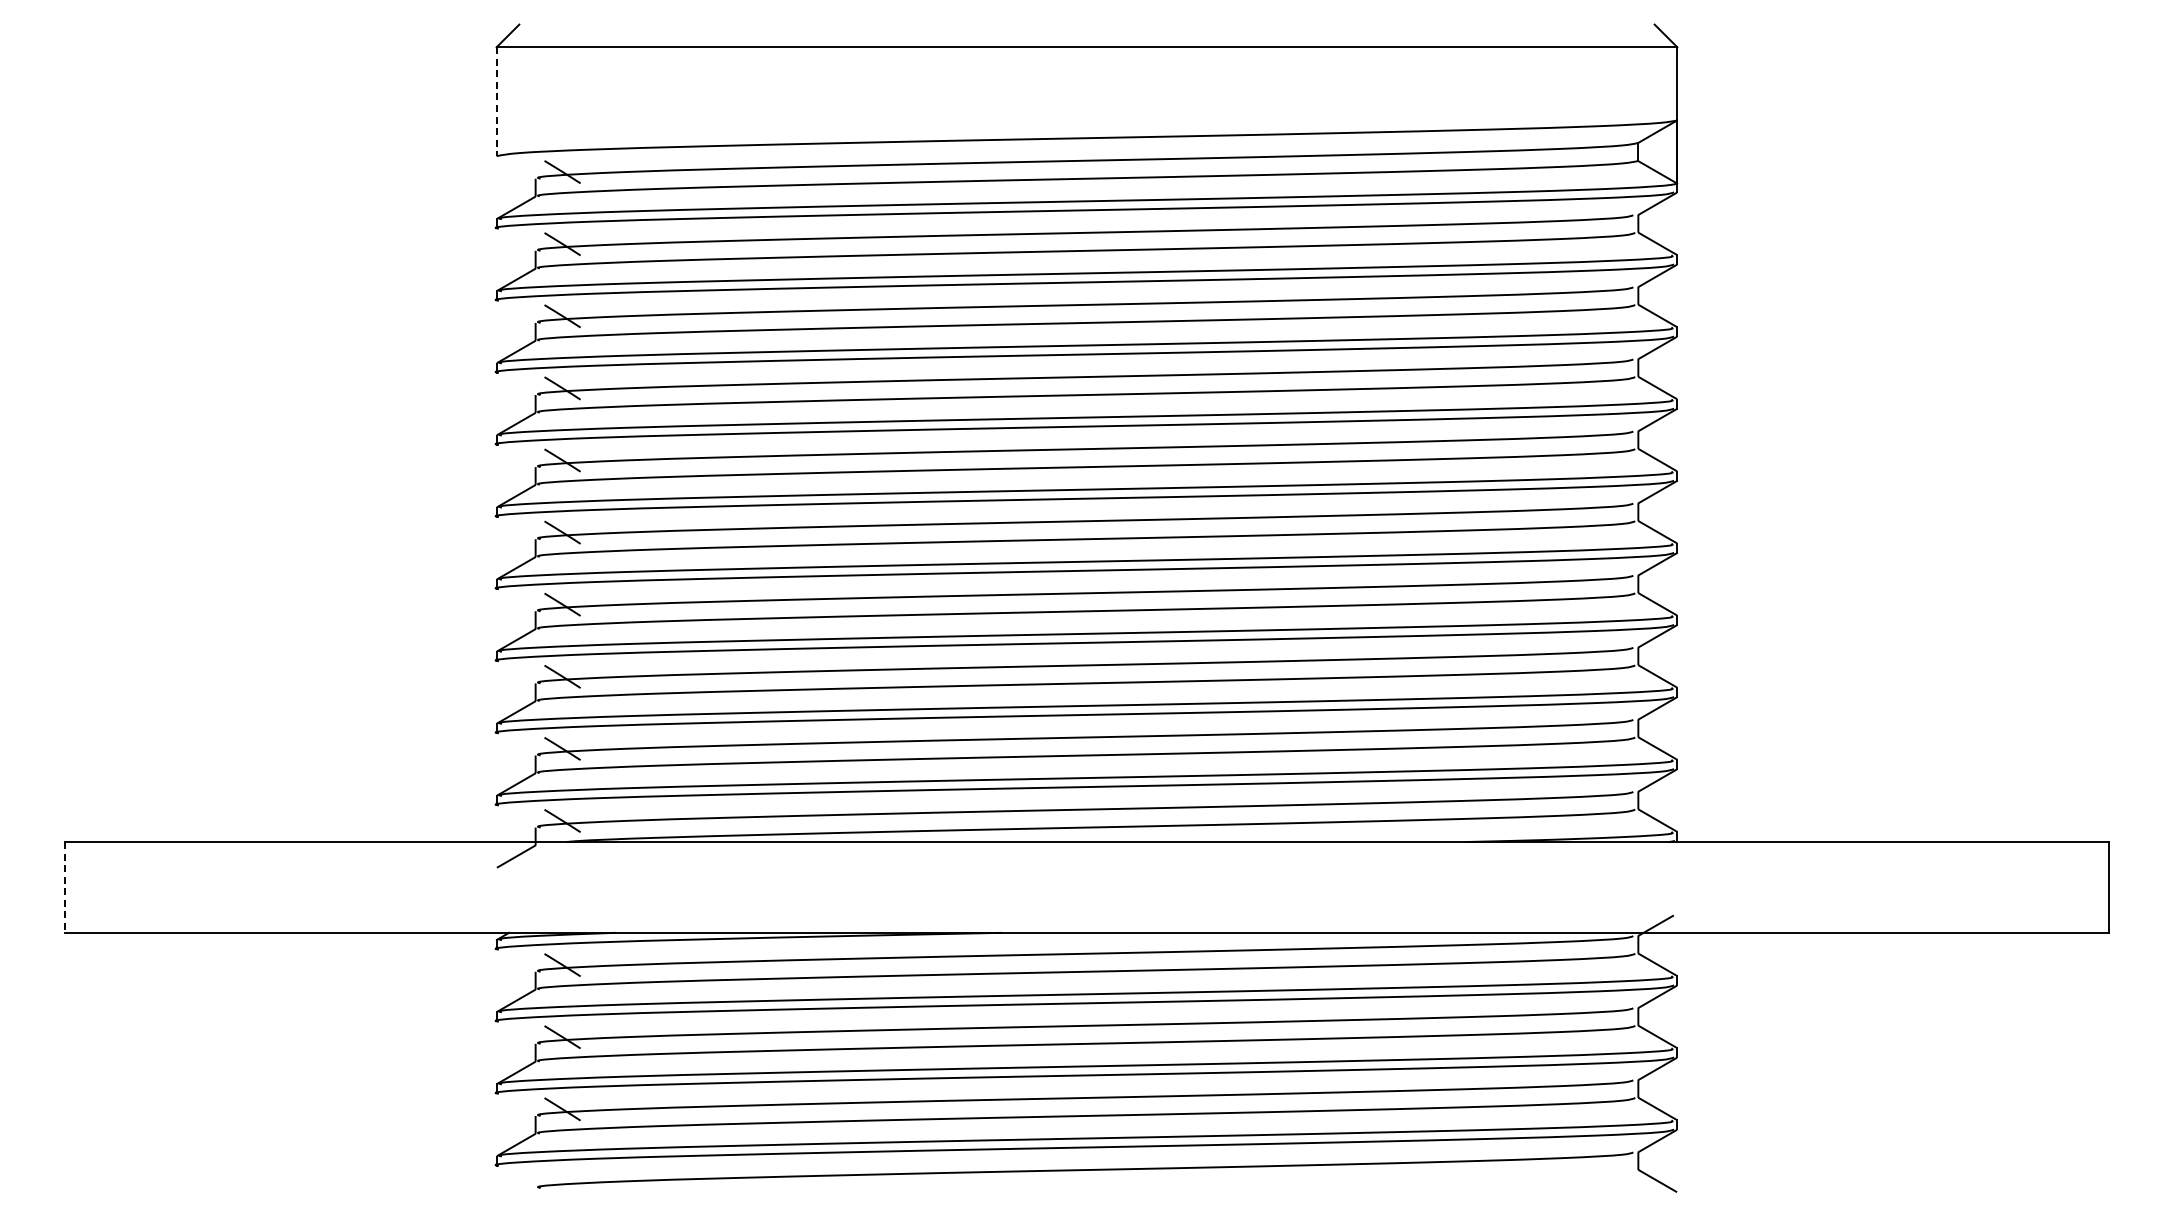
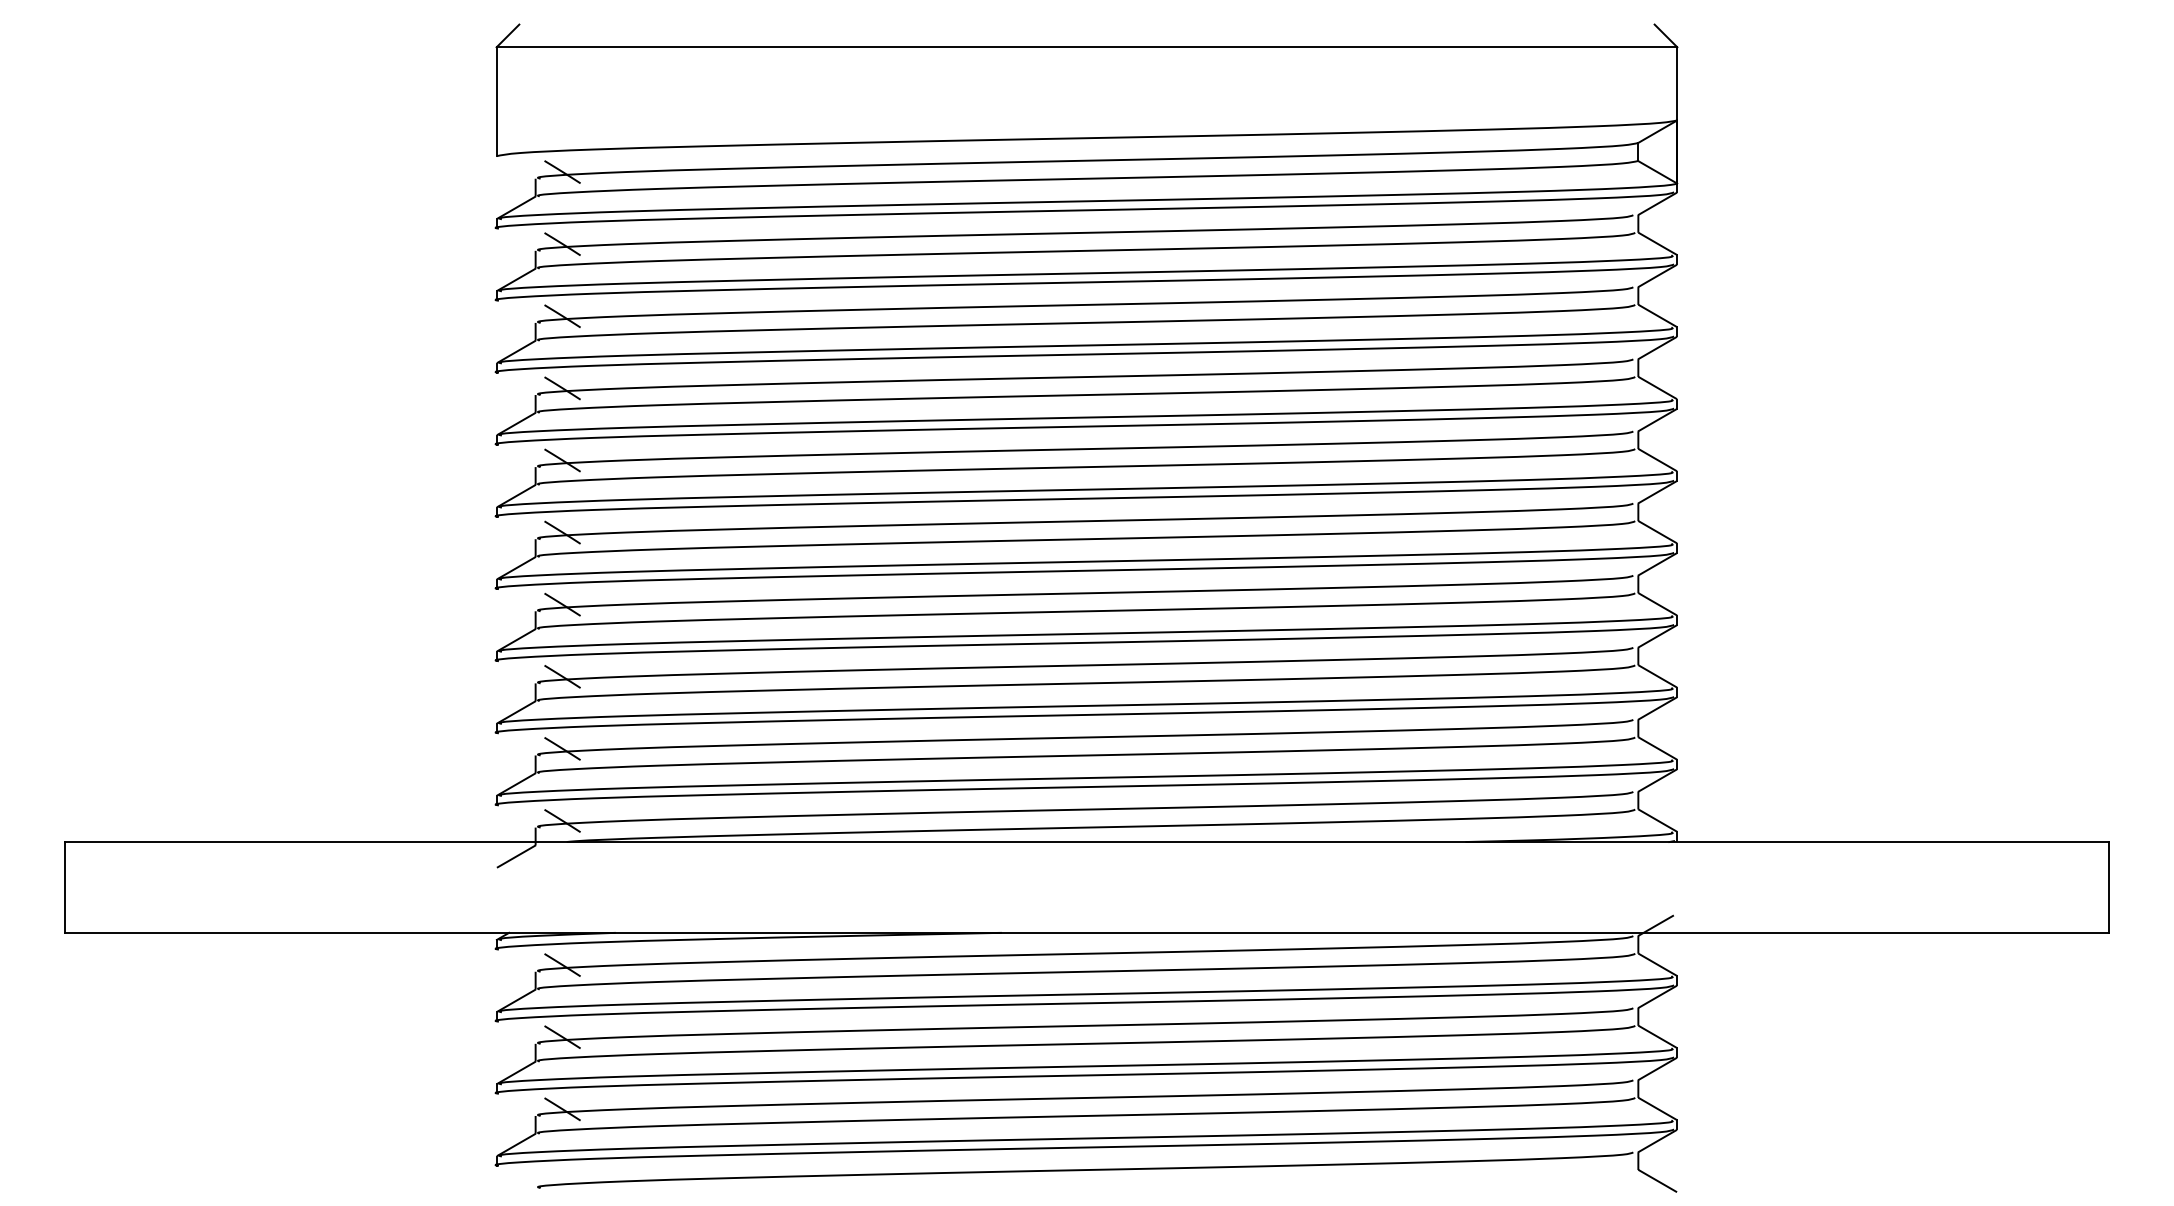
line: dashed -> solid (496, 102)
line: dashed -> solid (65, 887)
